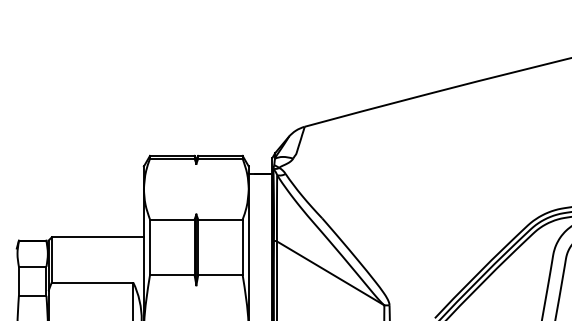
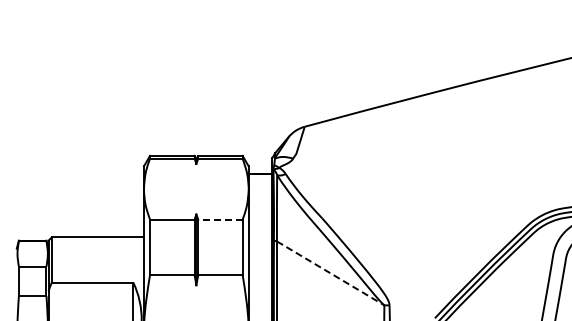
line: solid -> dashed (219, 219)
line: solid -> dashed (331, 273)
